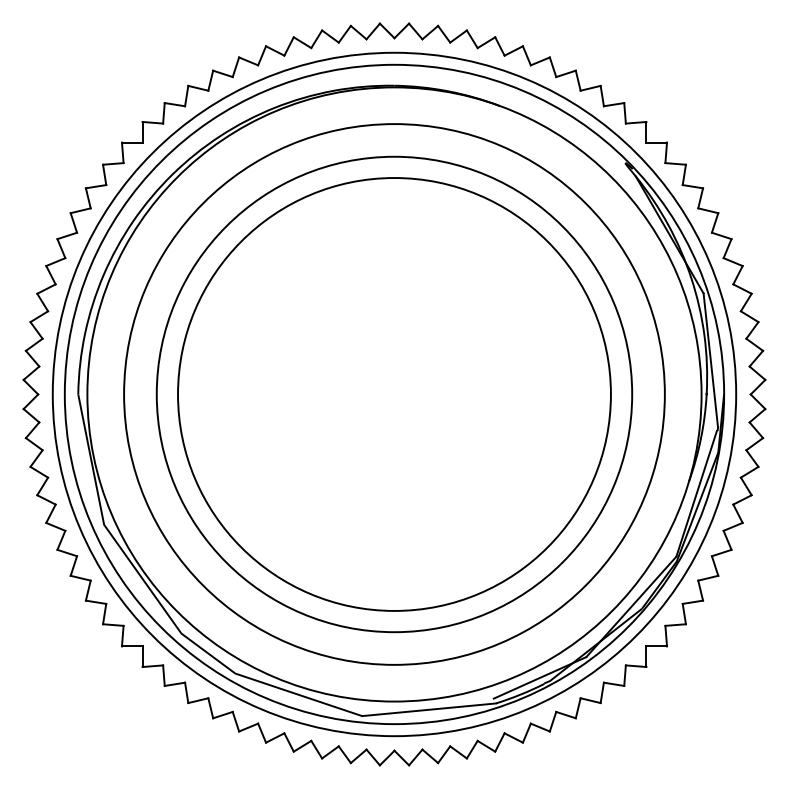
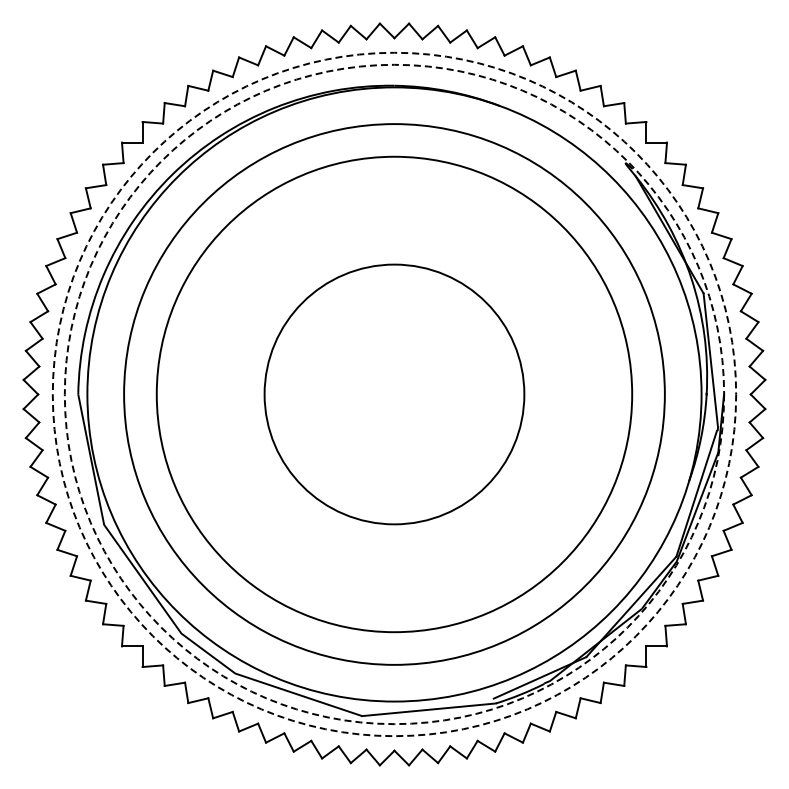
circle diameter: 433 px -> 260 px (394, 394)
circle: solid -> dashed (394, 394)
circle: solid -> dashed (394, 394)
